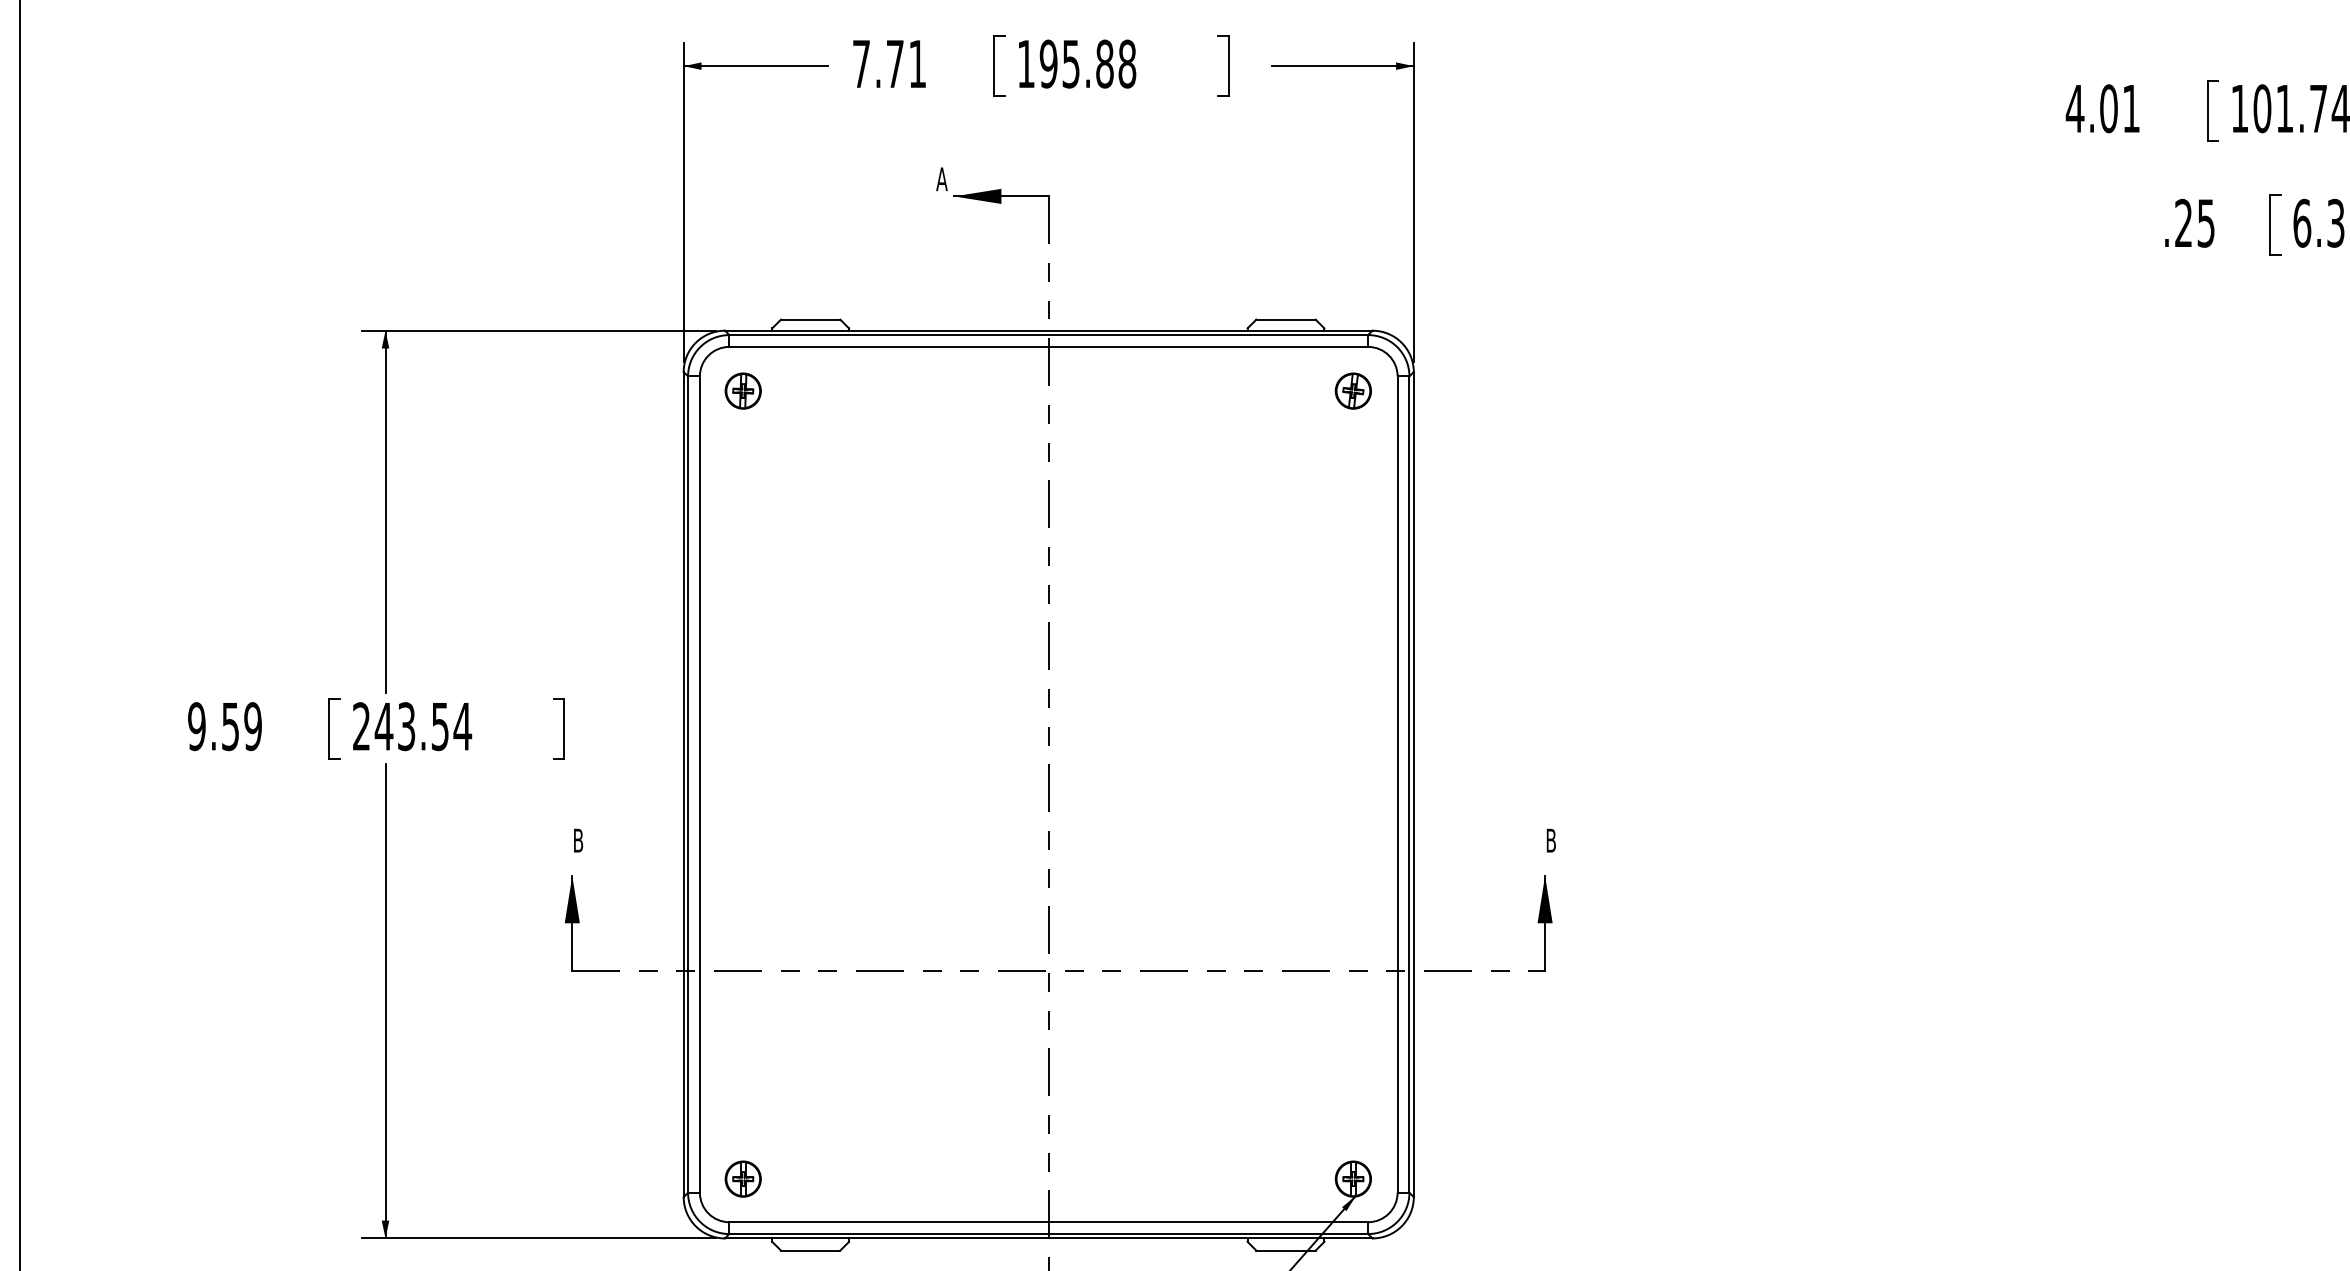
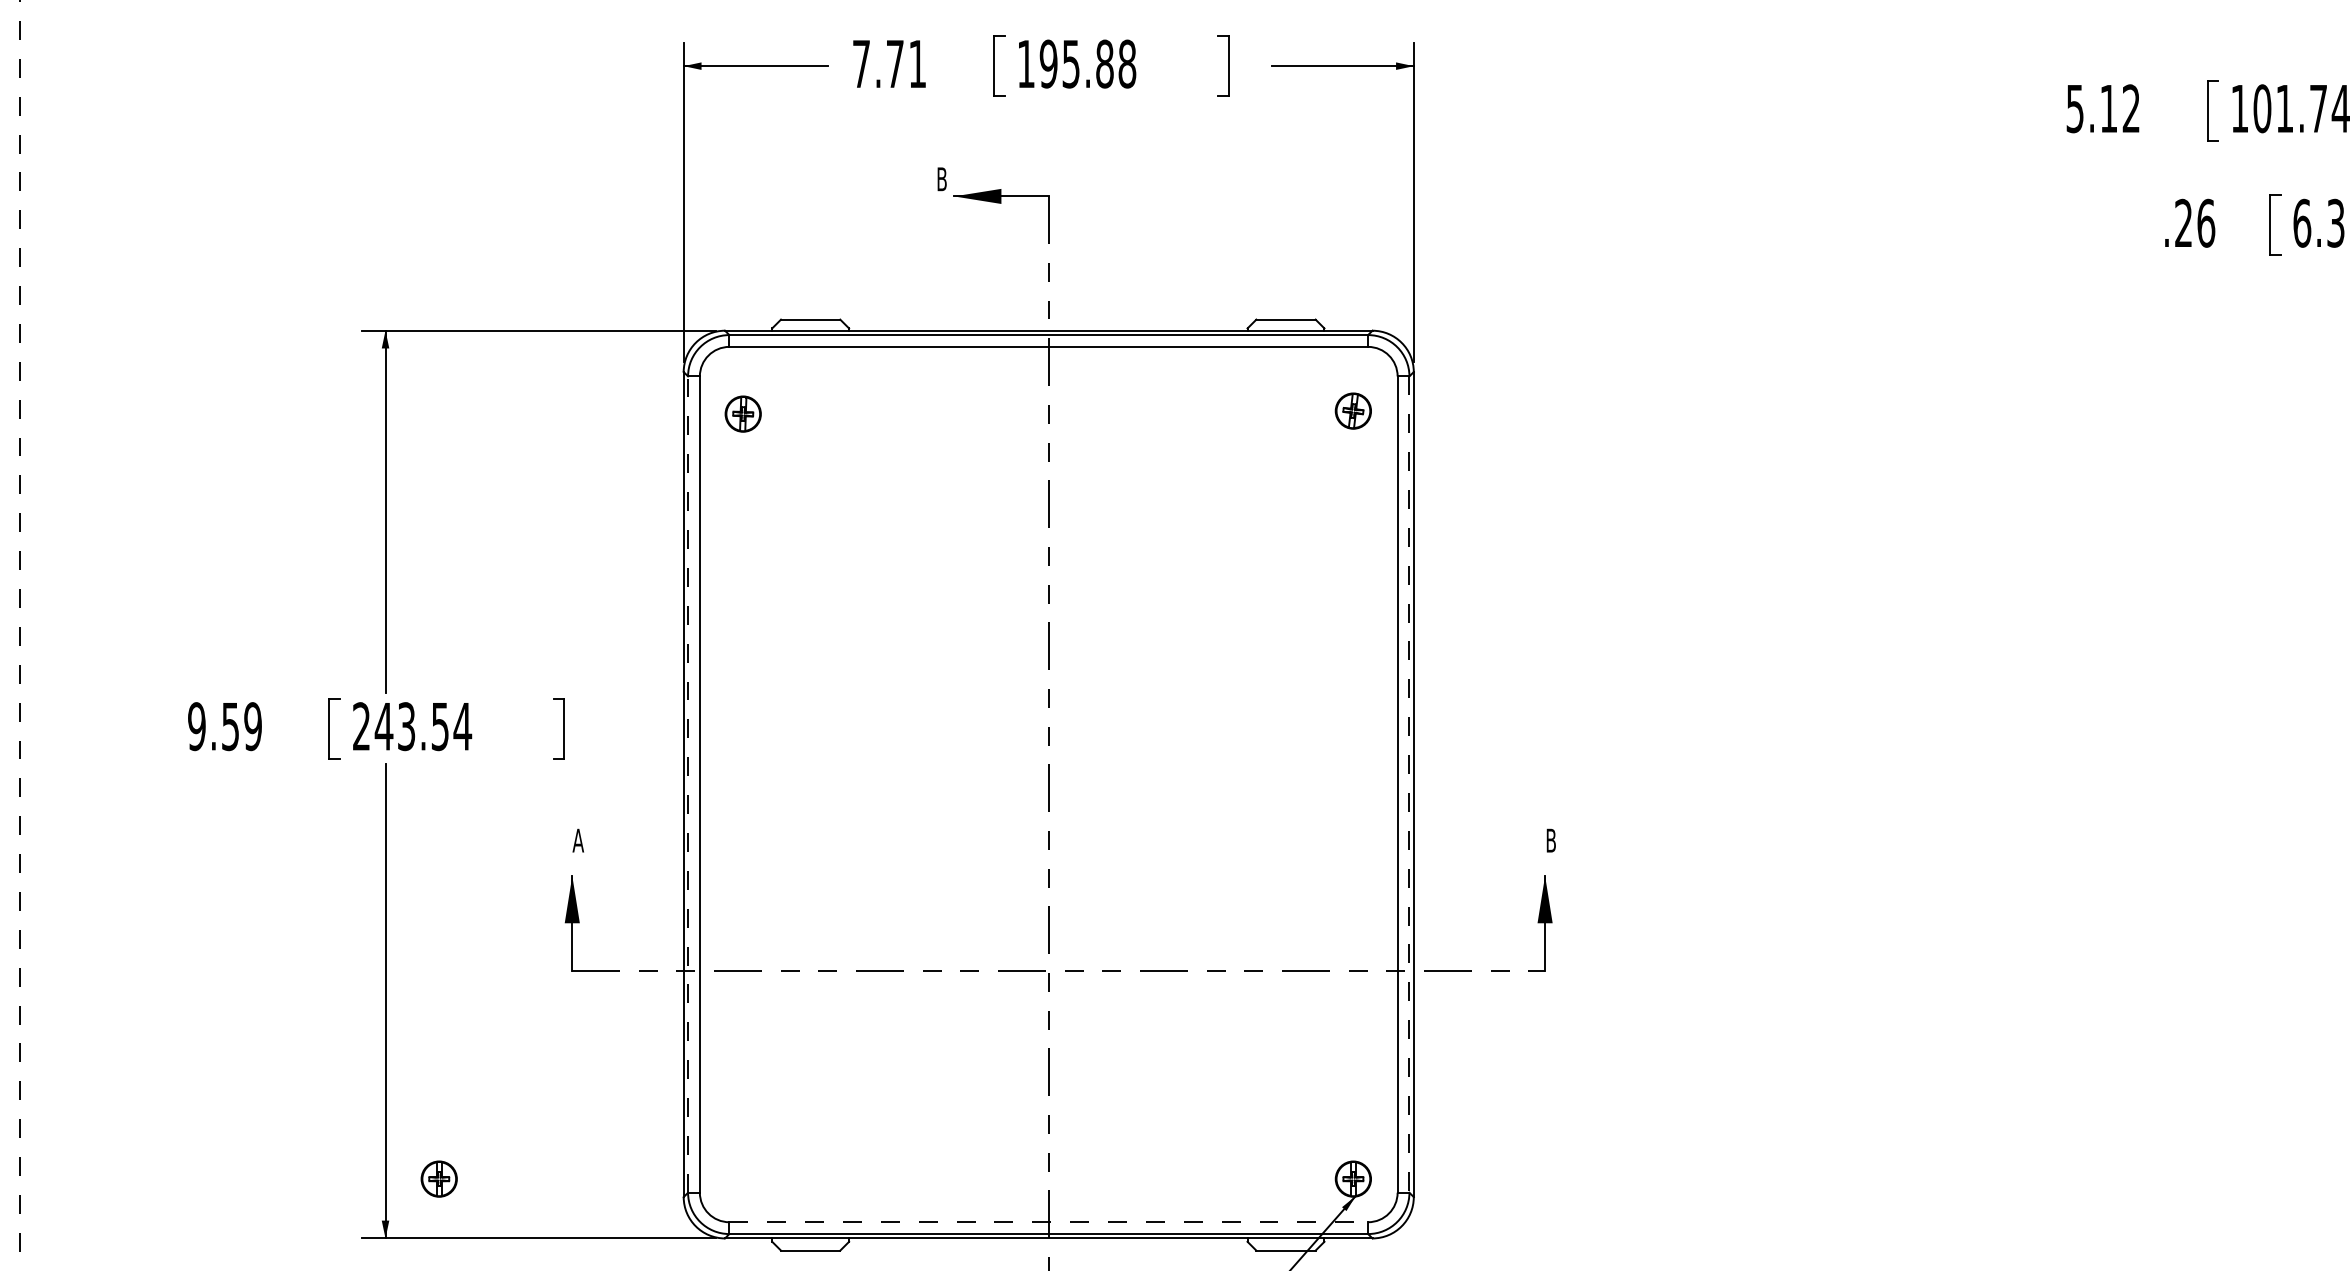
text: 4.01 -> 5.12 (2102, 108)
text: A -> B (941, 179)
text: .25 -> .26 (2206, 222)
part position: (742, 390) -> (742, 413) (742, 413)
part position: (1352, 390) -> (1352, 410) (1352, 410)
line: solid -> dashed (20, 635)
line: solid -> dashed (688, 784)
line: solid -> dashed (1409, 785)
text: B -> A (578, 840)
part position: (742, 1178) -> (438, 1178) (438, 1178)
line: solid -> dashed (1049, 1222)
